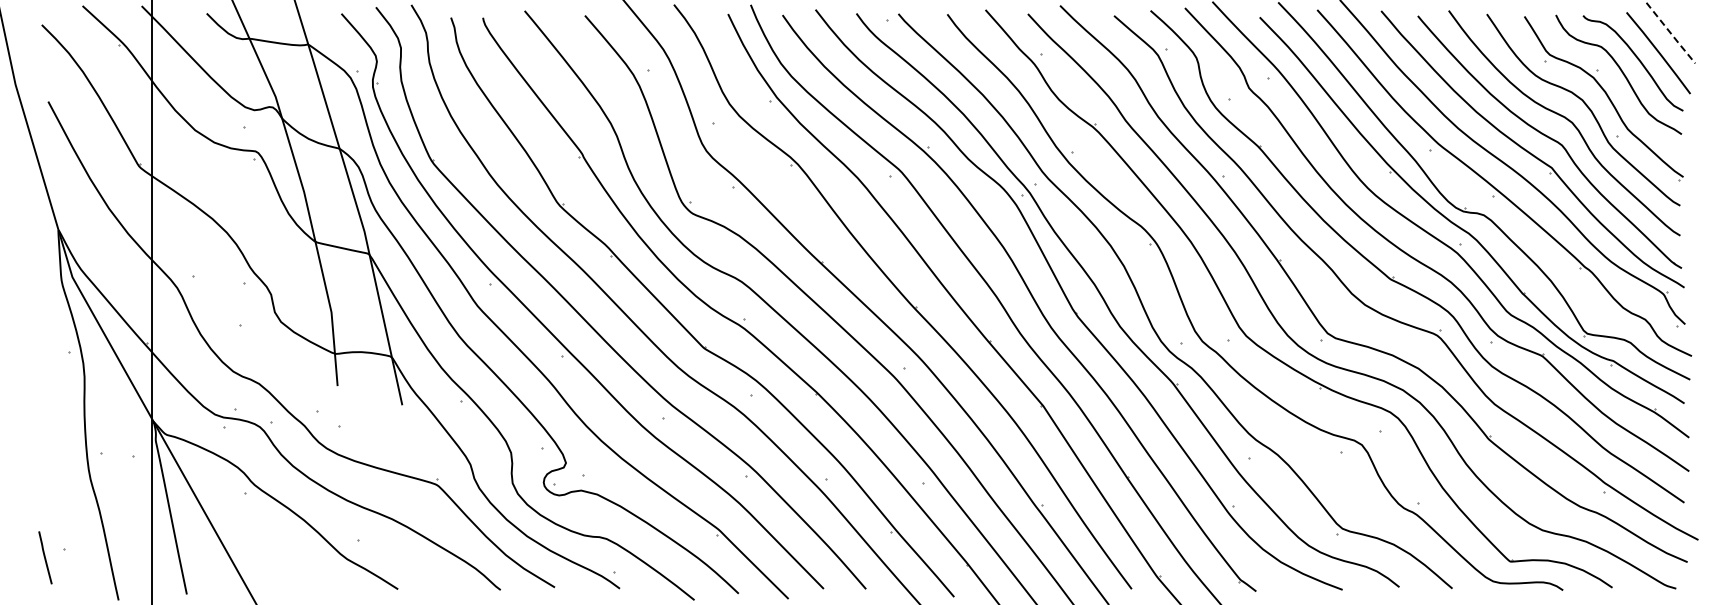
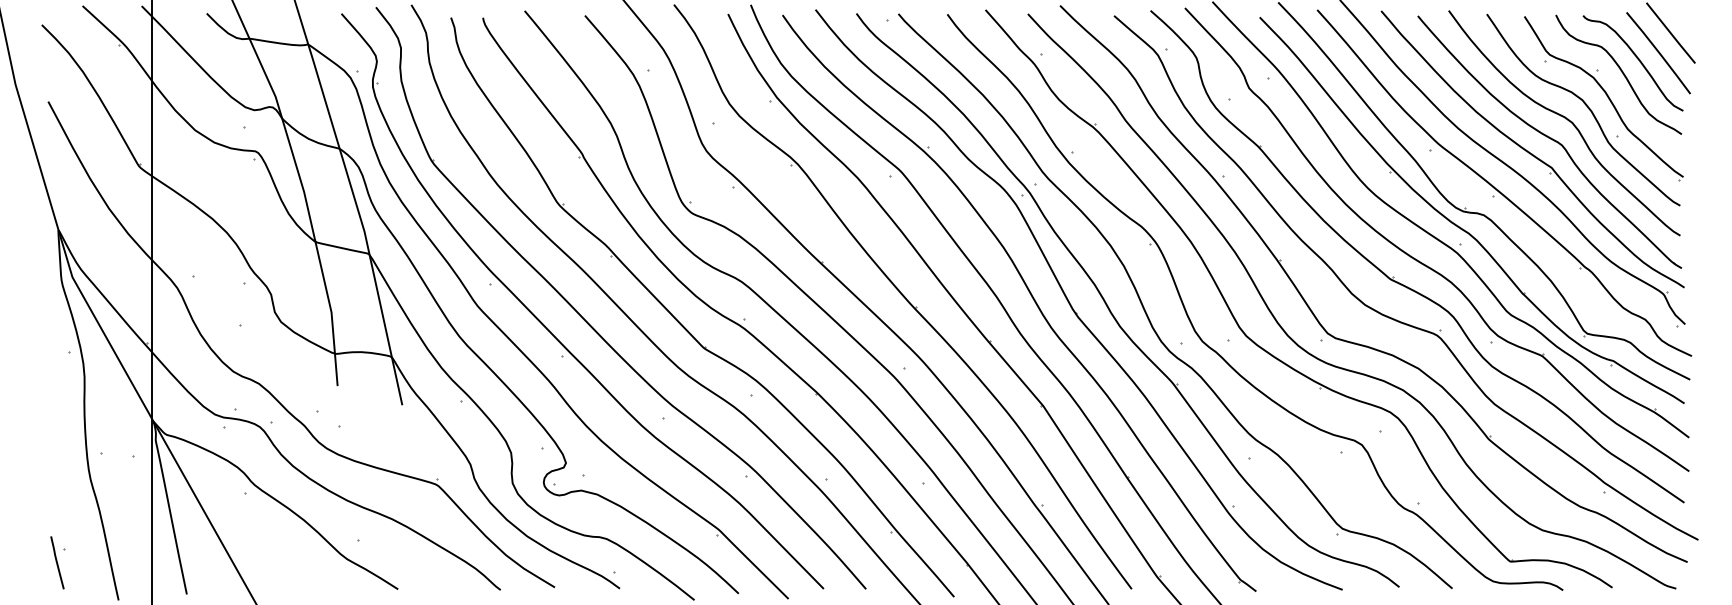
line: dashed -> solid (1671, 33)
line position: (45, 557) -> (57, 562) (57, 562)
